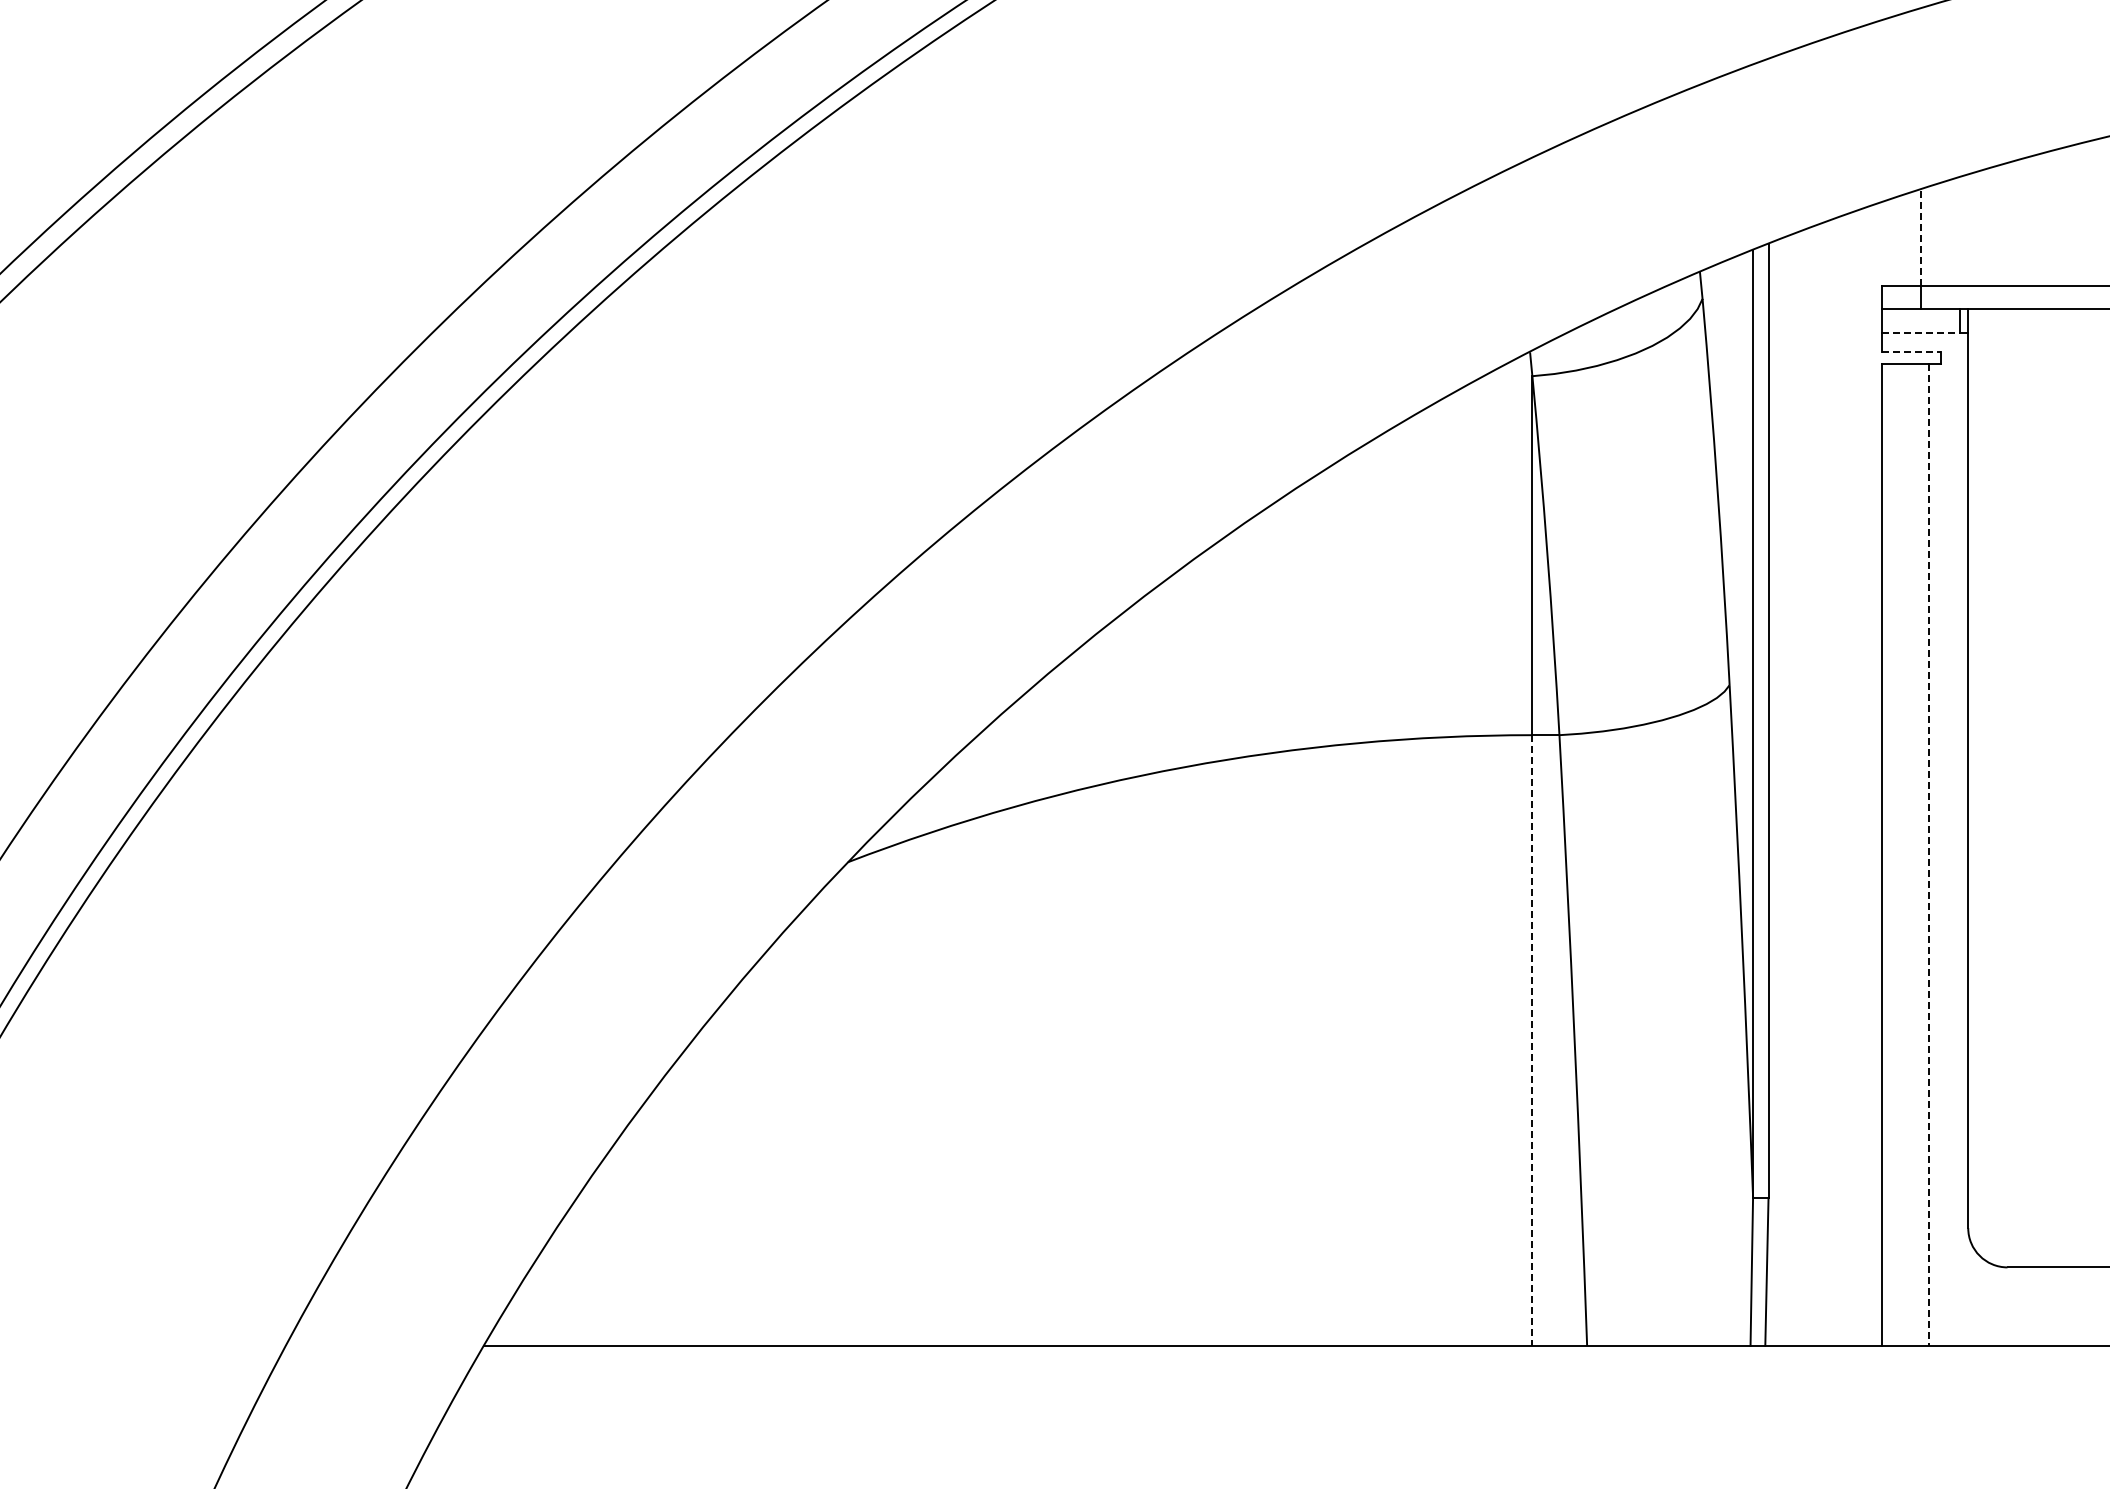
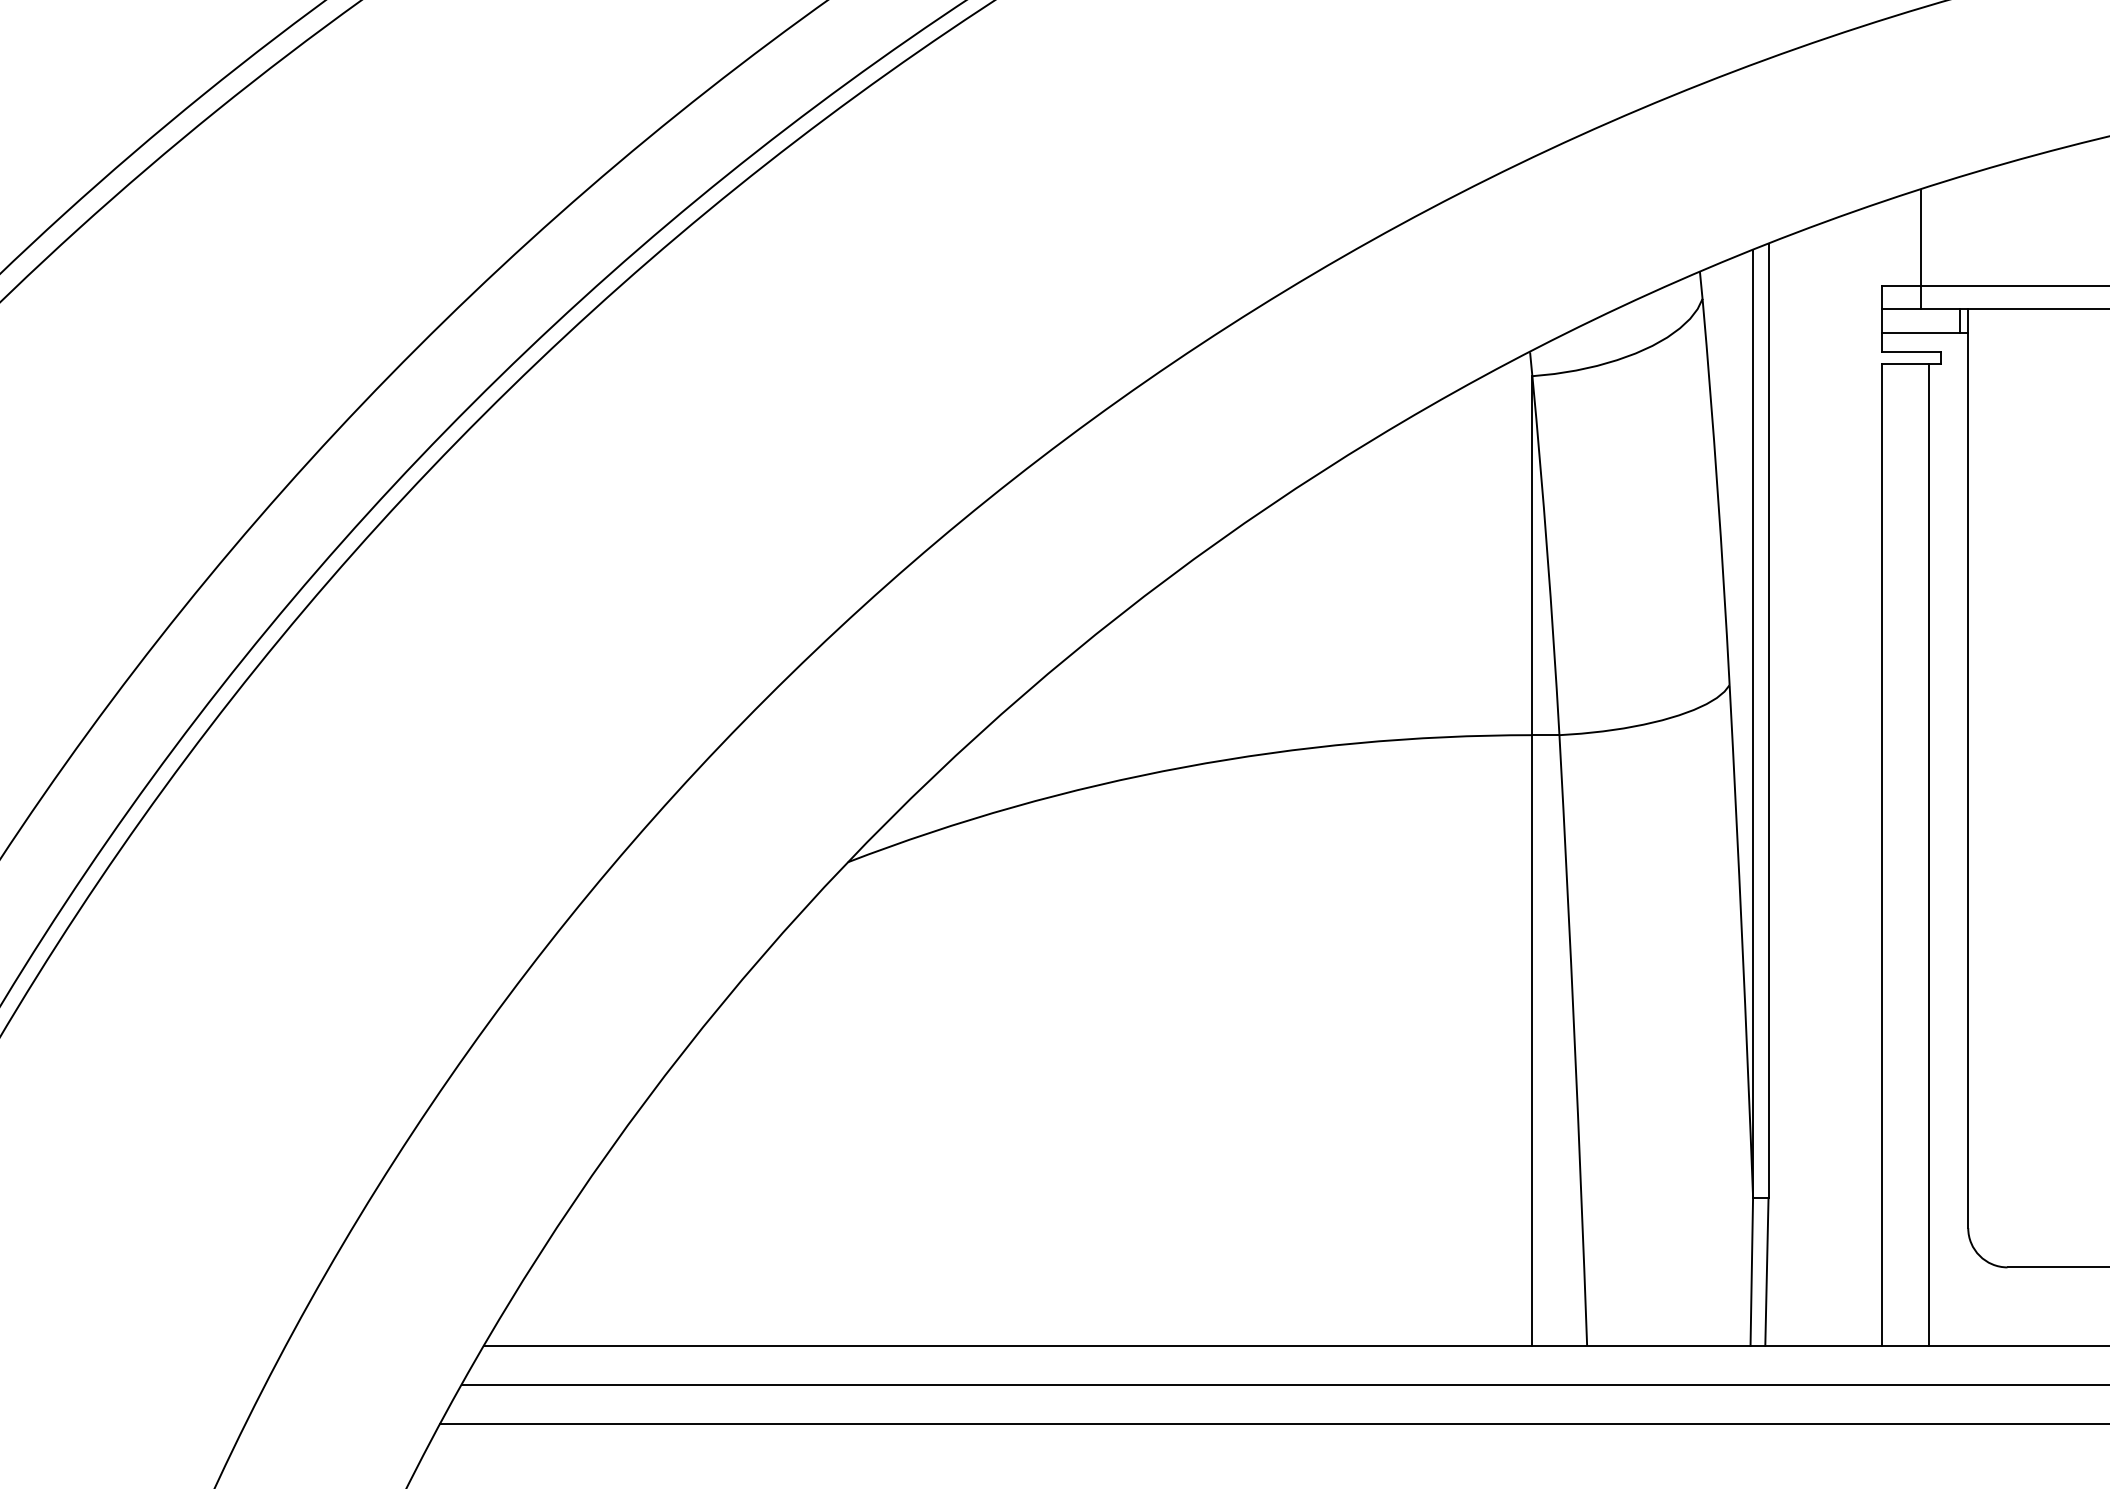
line: dashed -> solid (1921, 237)
line: dashed -> solid (1921, 332)
line: dashed -> solid (1911, 352)
line: dashed -> solid (1928, 855)
line: dashed -> solid (1532, 1041)
line: none -> present (1283, 1385)
line: none -> present (1273, 1424)
